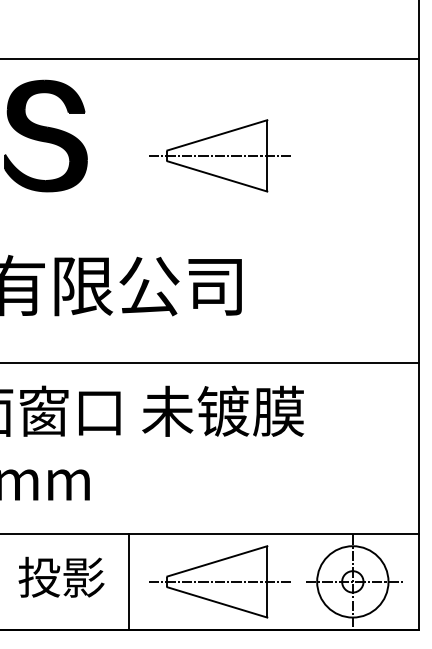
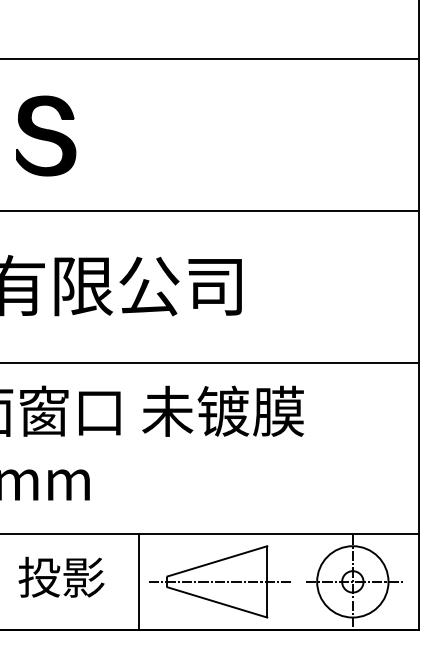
part size: 84x114 px -> 61x82 px (46, 135)
part: present -> none (219, 155)
line: none -> present (210, 210)
line position: (128, 581) -> (138, 581) (138, 581)
